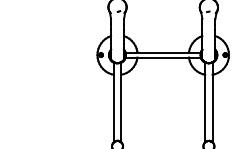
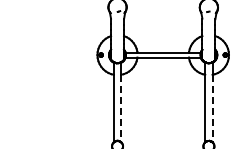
line: solid -> dashed (121, 108)
line: solid -> dashed (212, 108)
